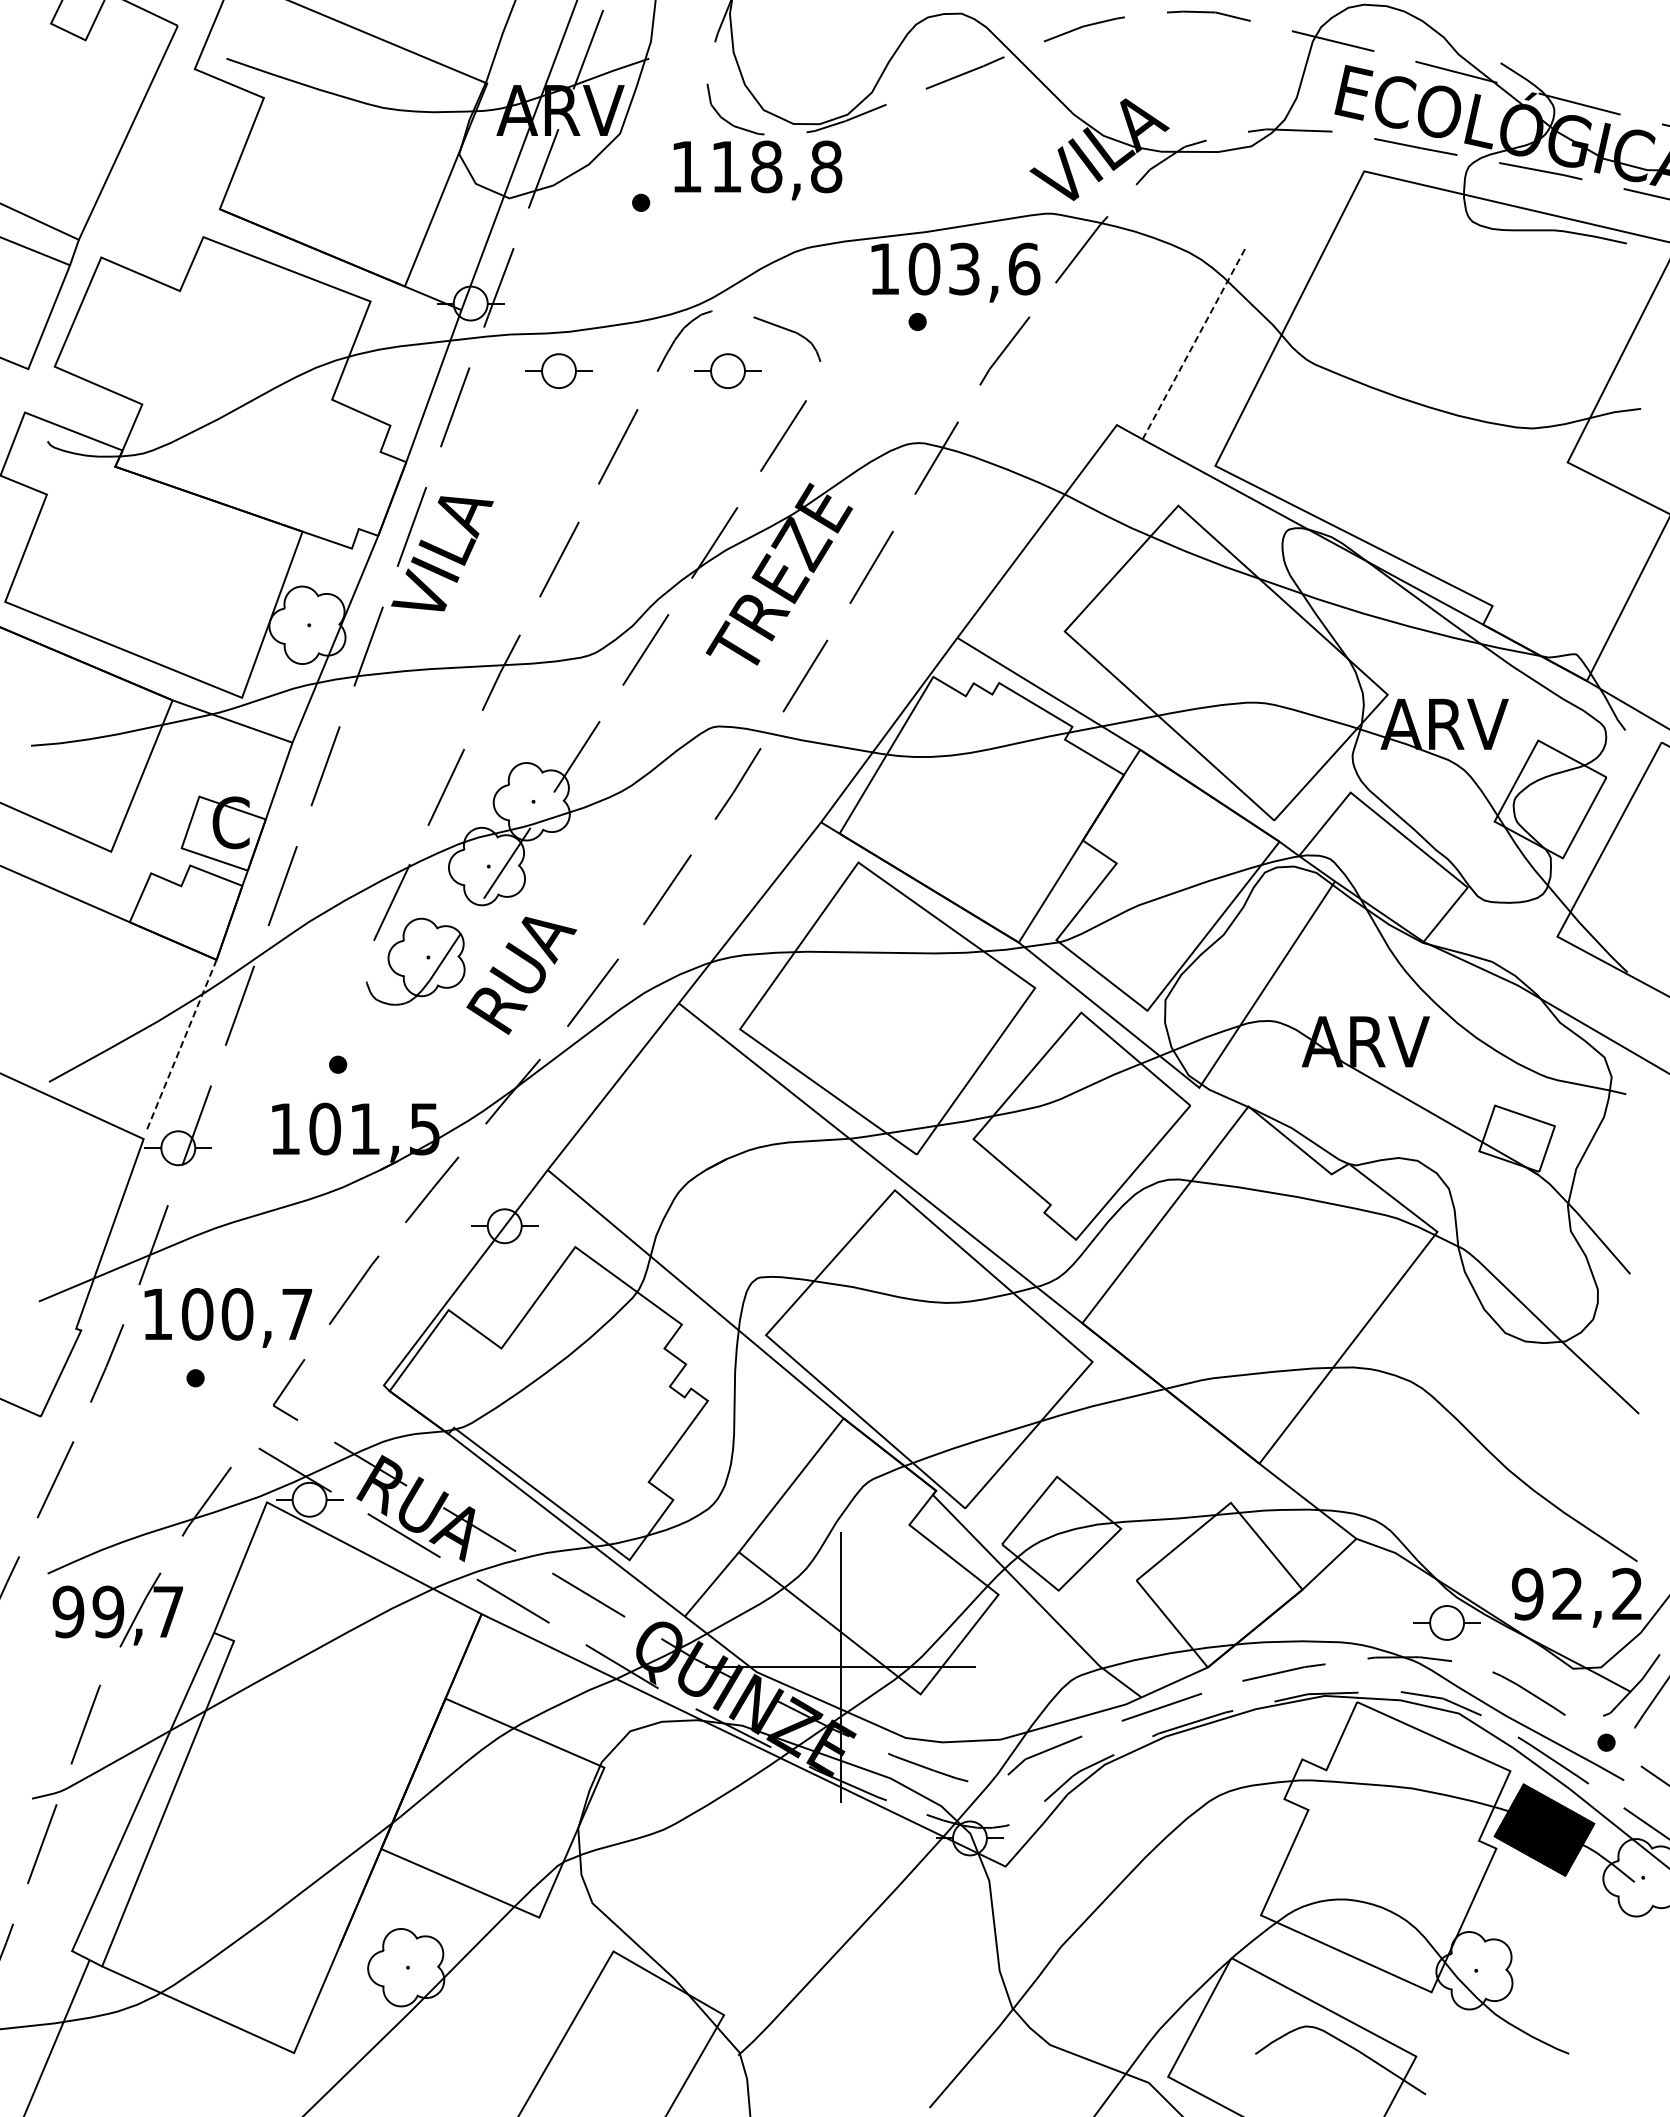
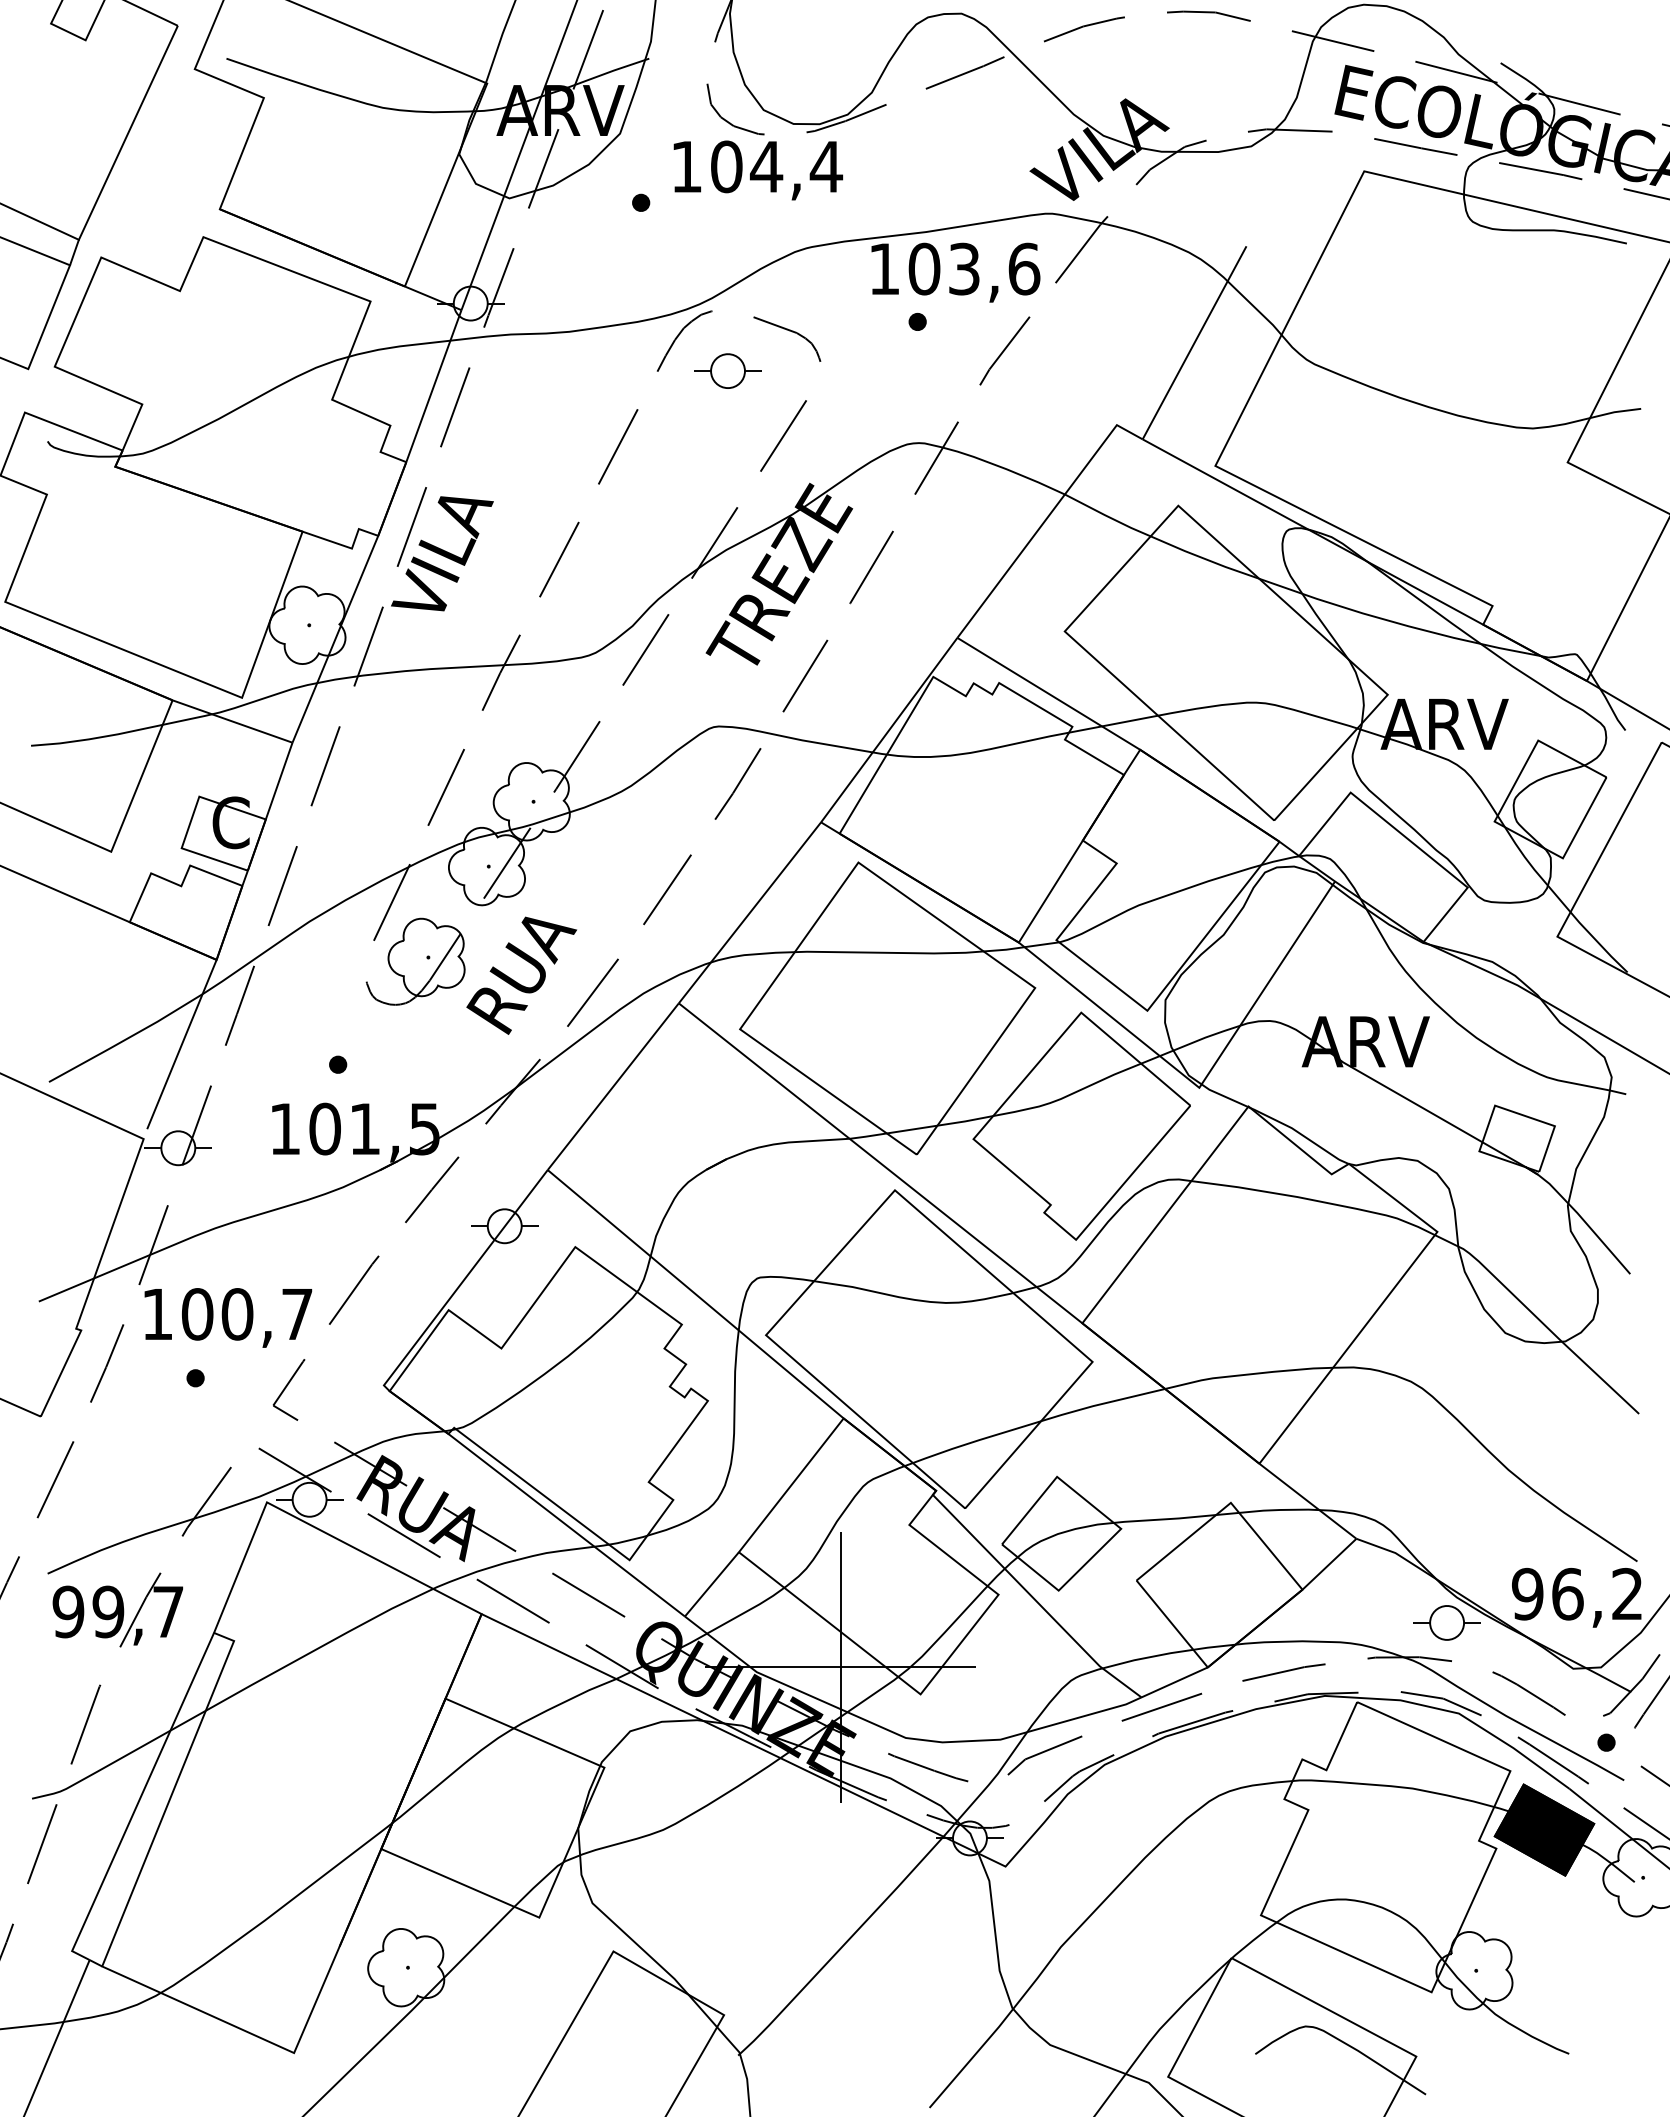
text: 118,8 -> 104,4 (777, 166)
line: dashed -> solid (1194, 342)
part: present -> none (558, 370)
line: dashed -> solid (182, 1044)
text: 92,2 -> 96,2 (1567, 1593)
